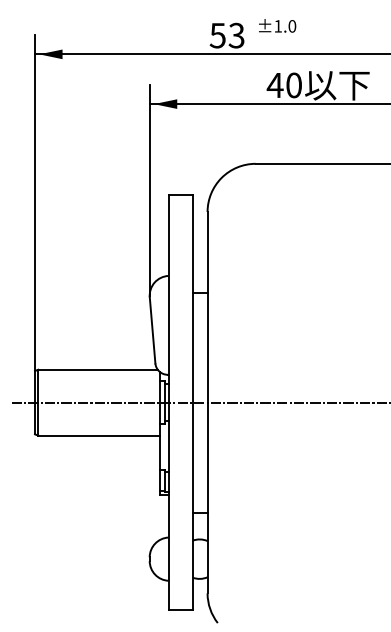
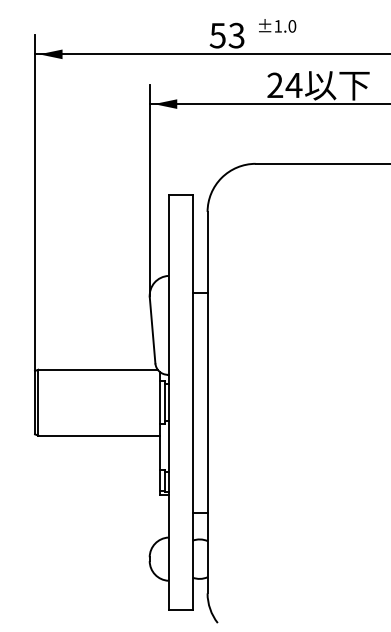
text: 40 -> 24 (284, 85)
line: present -> none (199, 402)
